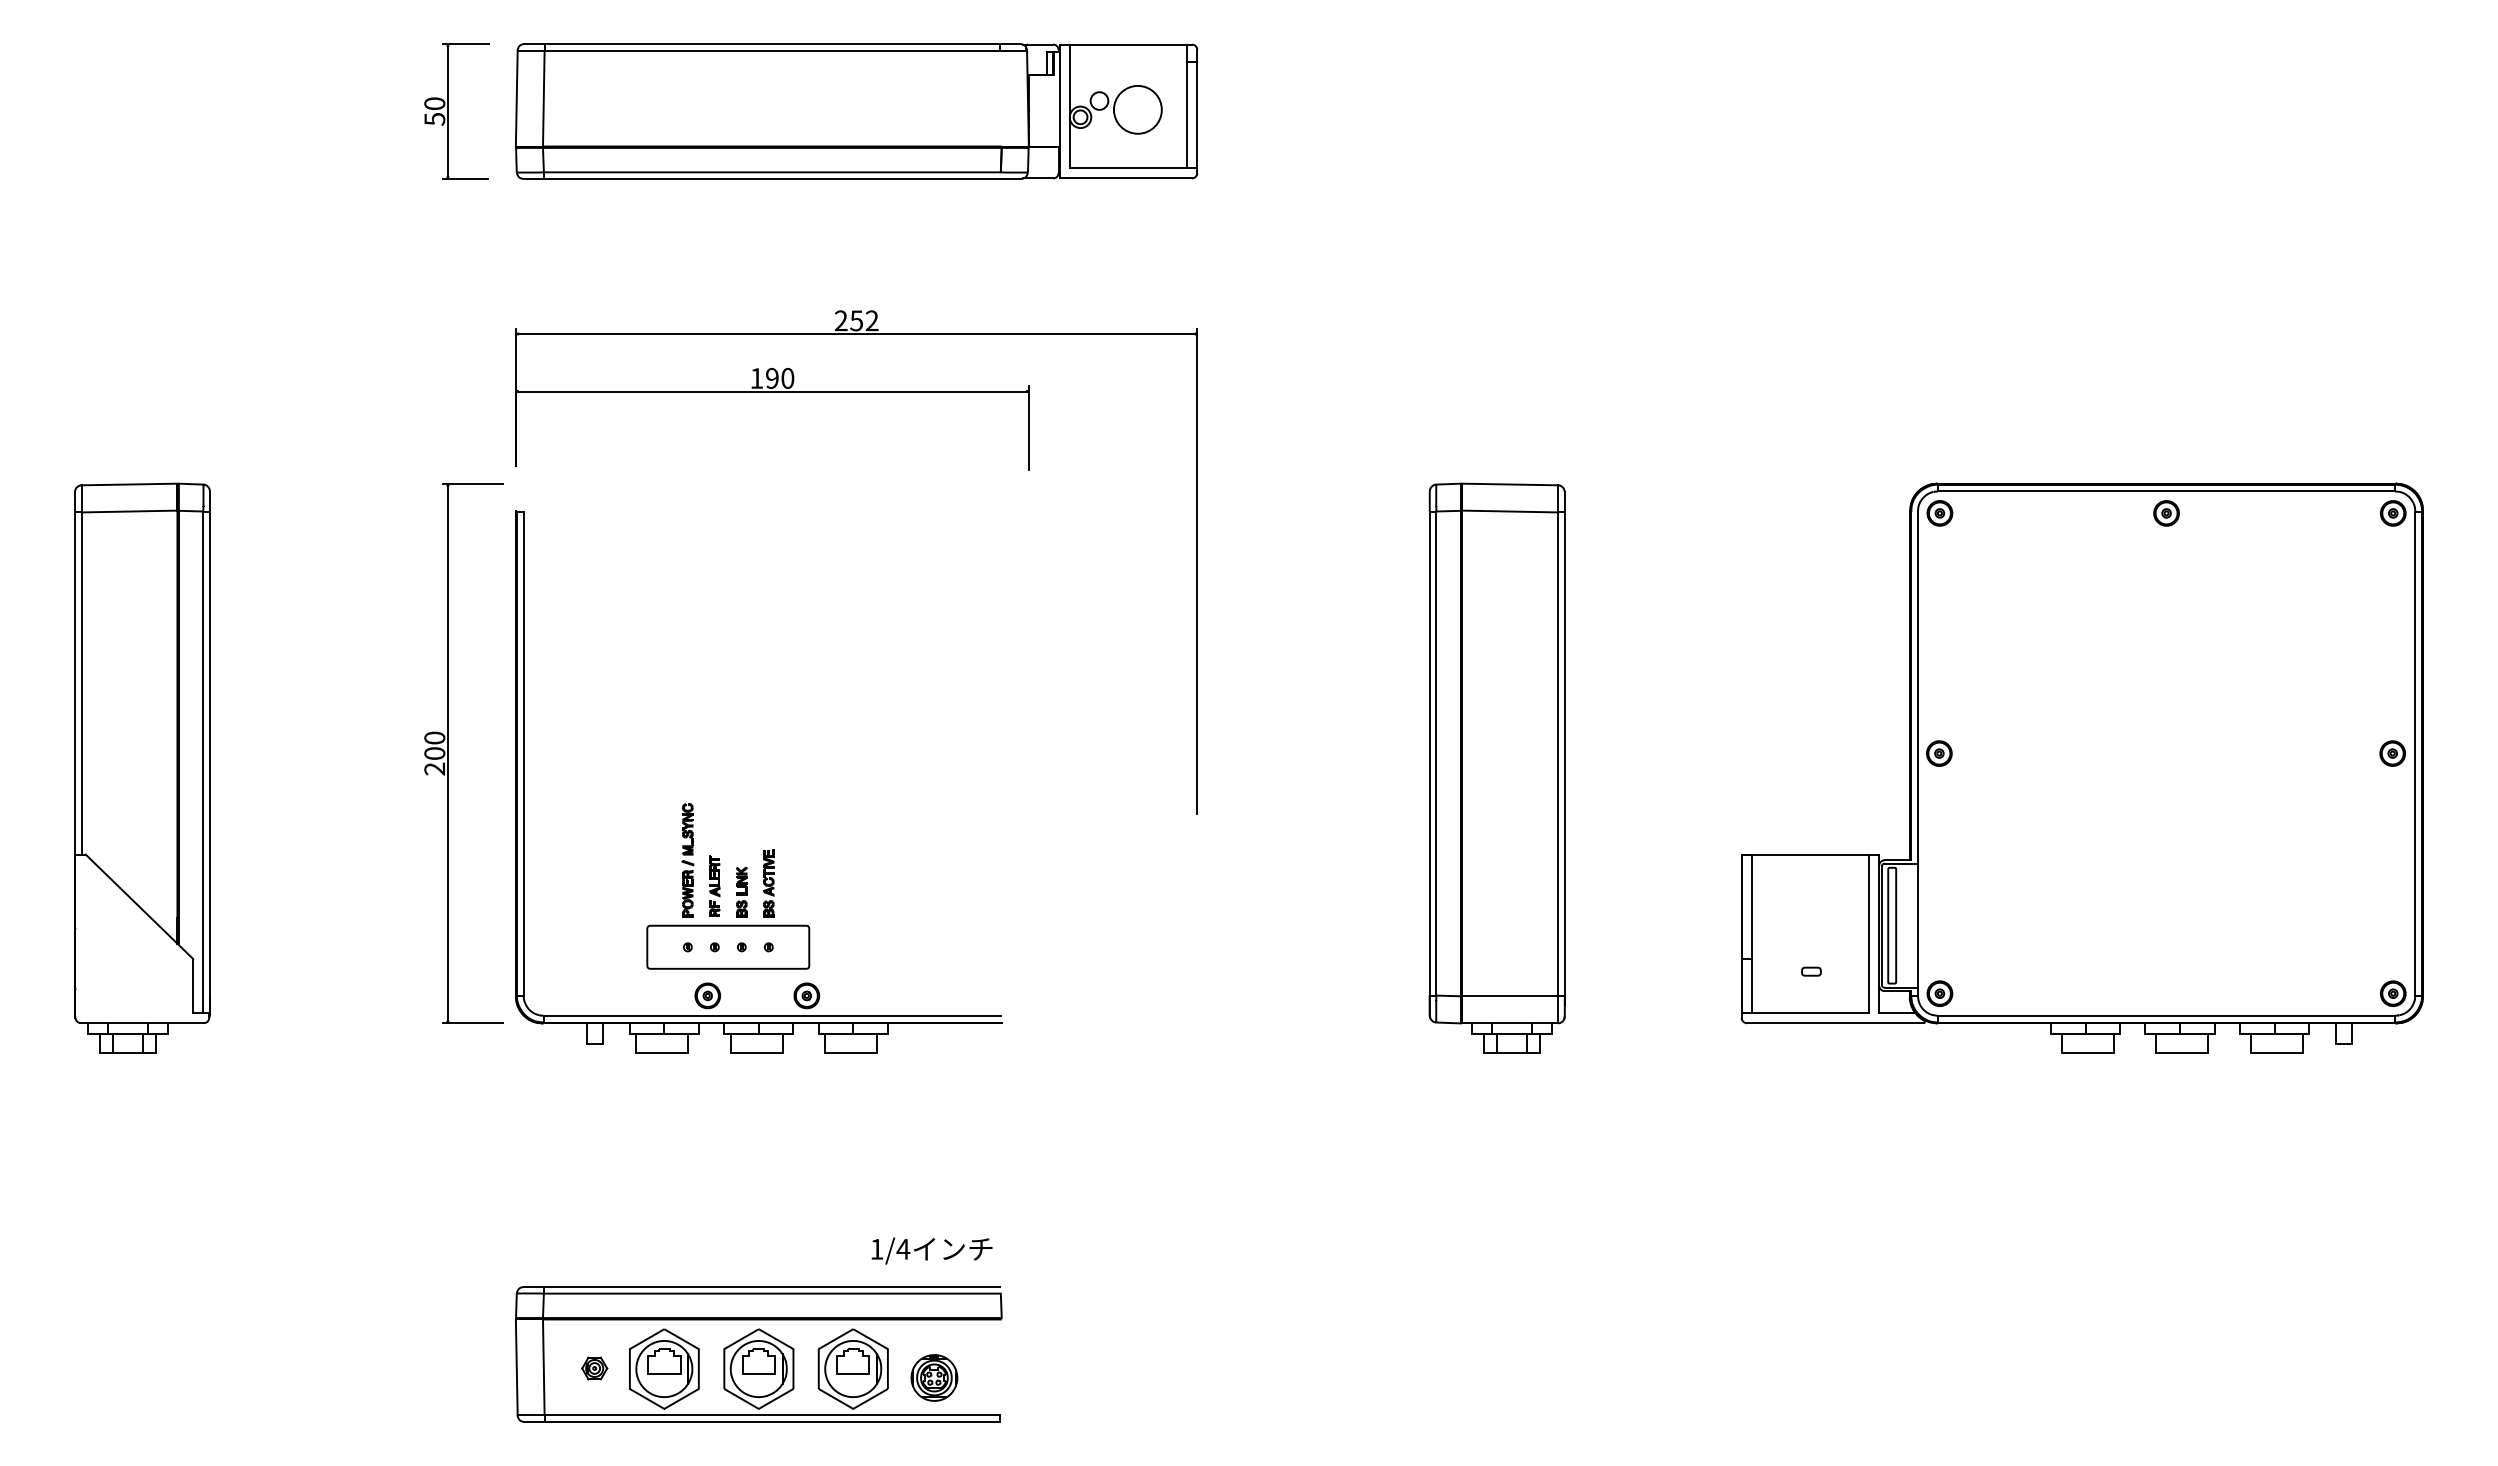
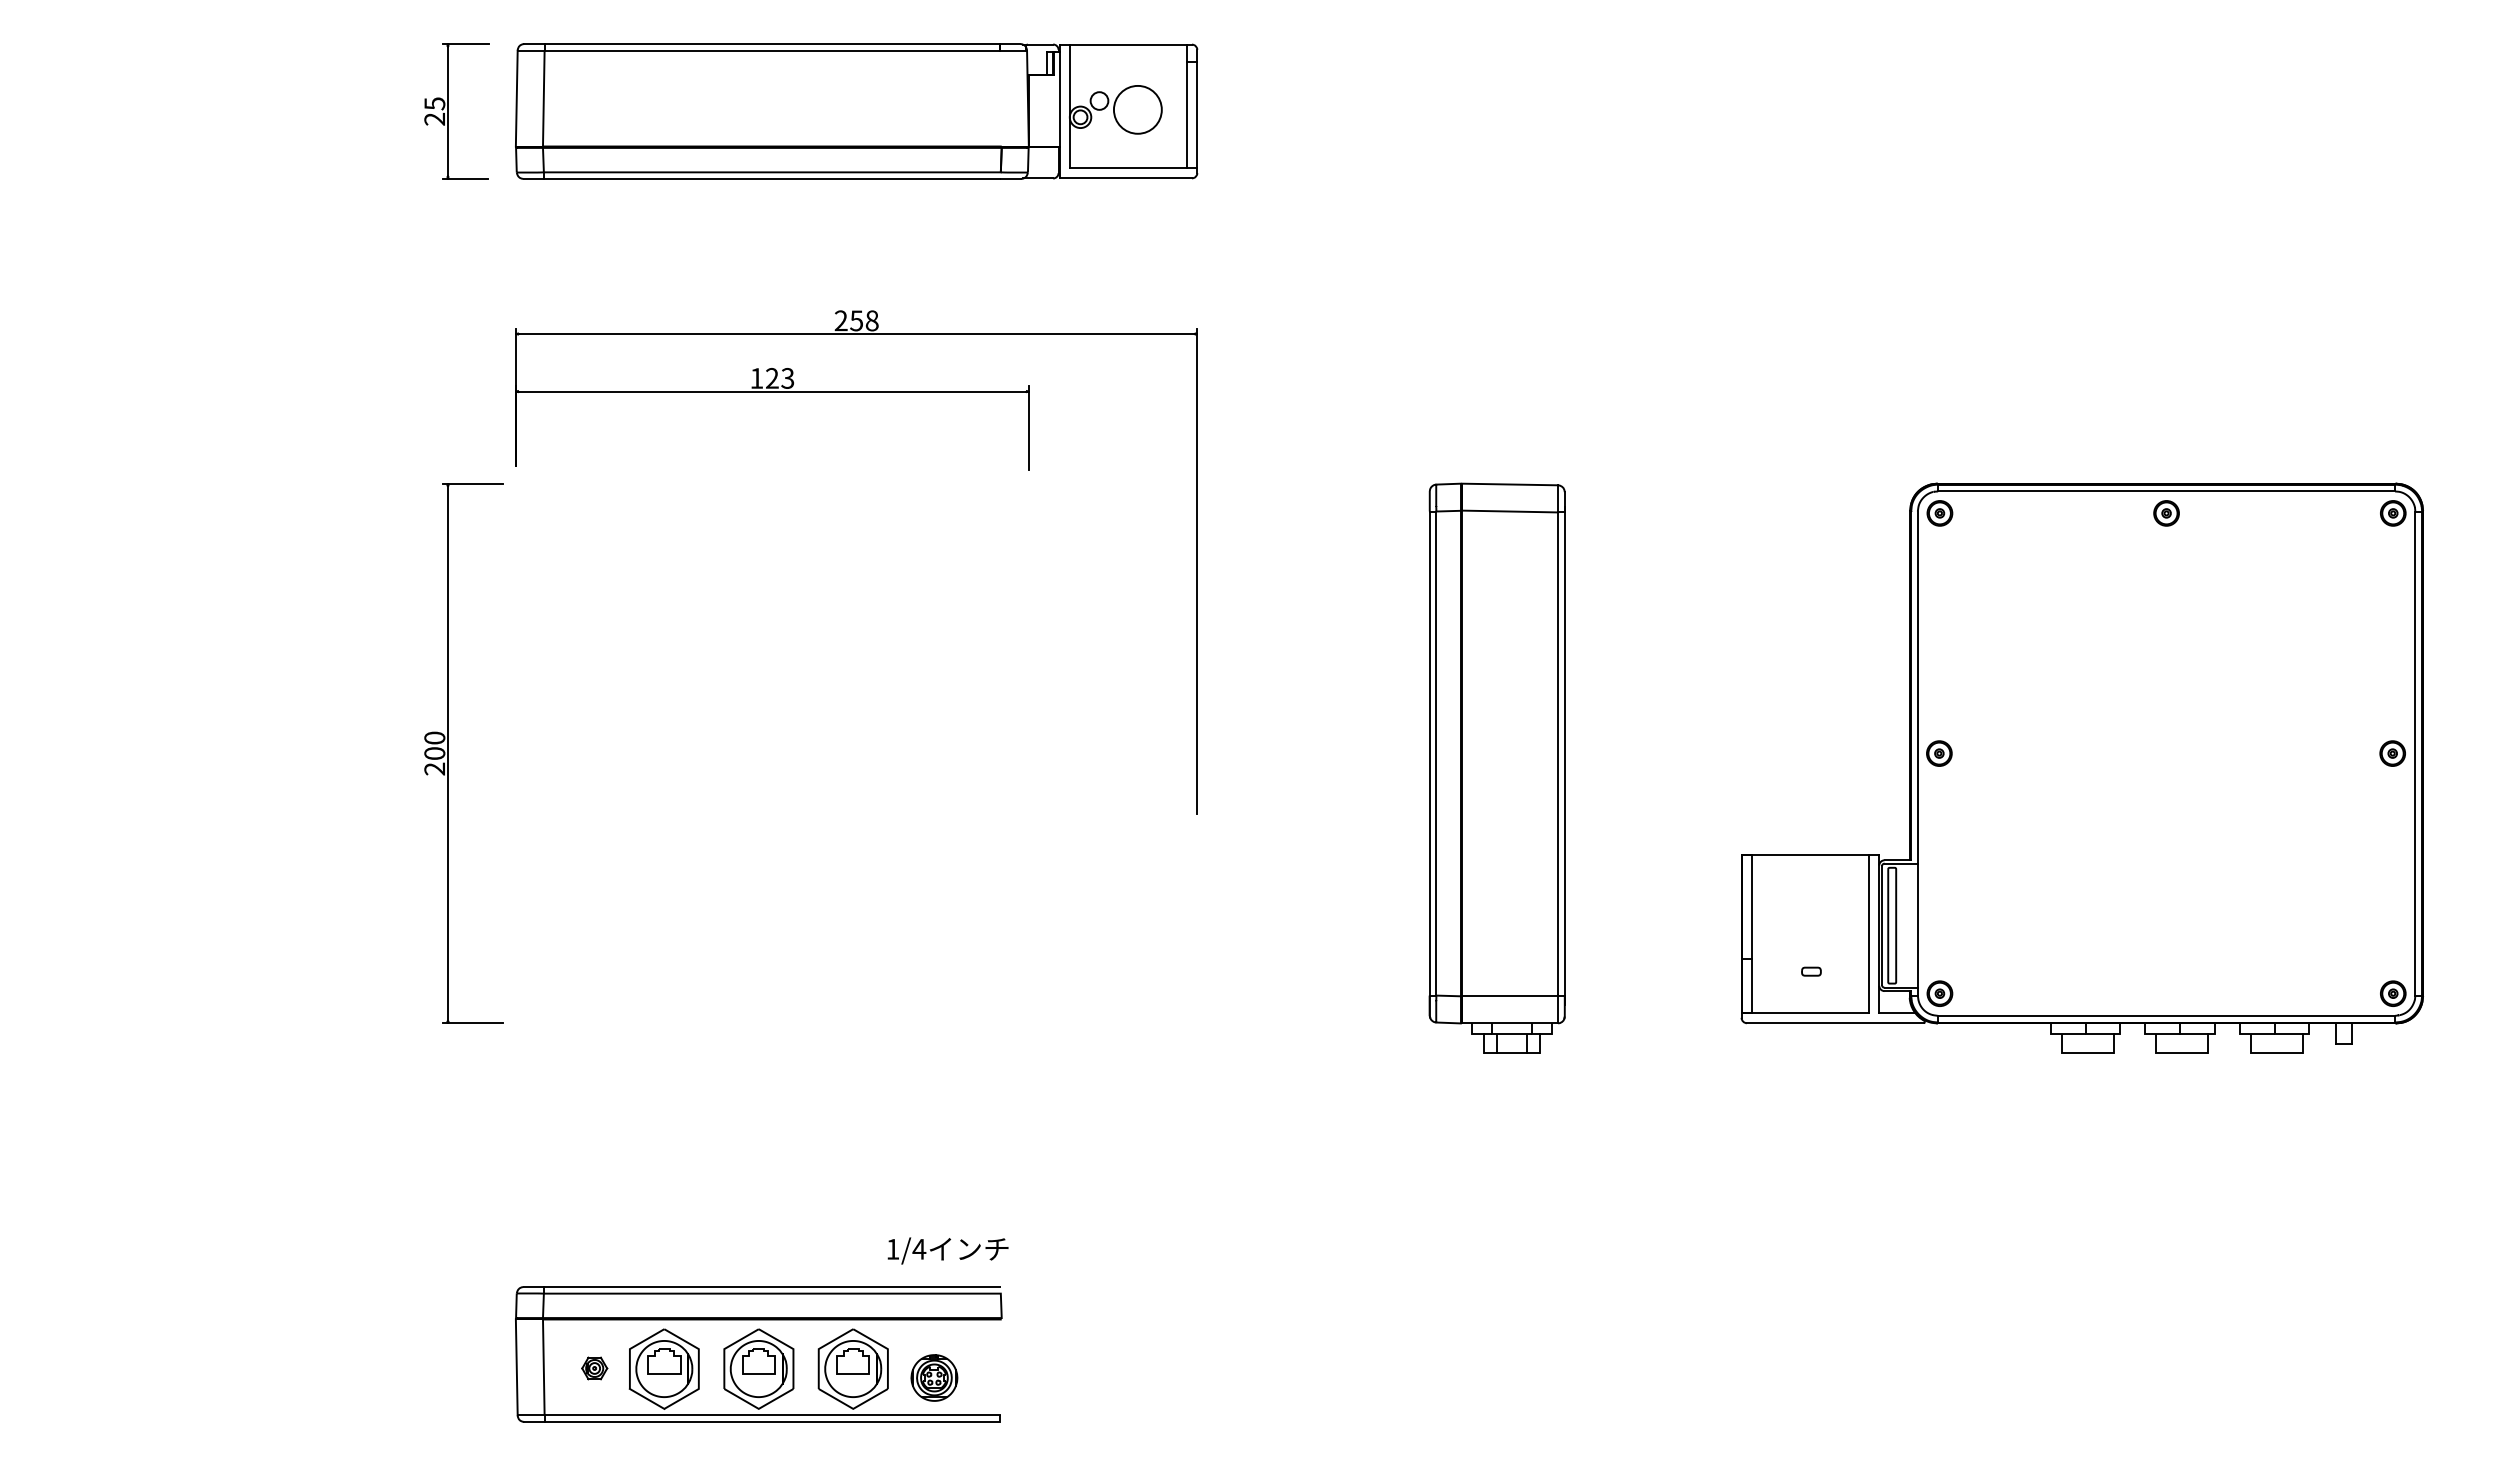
text: 50 -> 25 (434, 111)
text: 252 -> 258 (871, 320)
text: 190 -> 123 (780, 378)
part: present -> none (141, 767)
part: present -> none (763, 850)
text position: (931, 1250) -> (947, 1250) (947, 1250)
